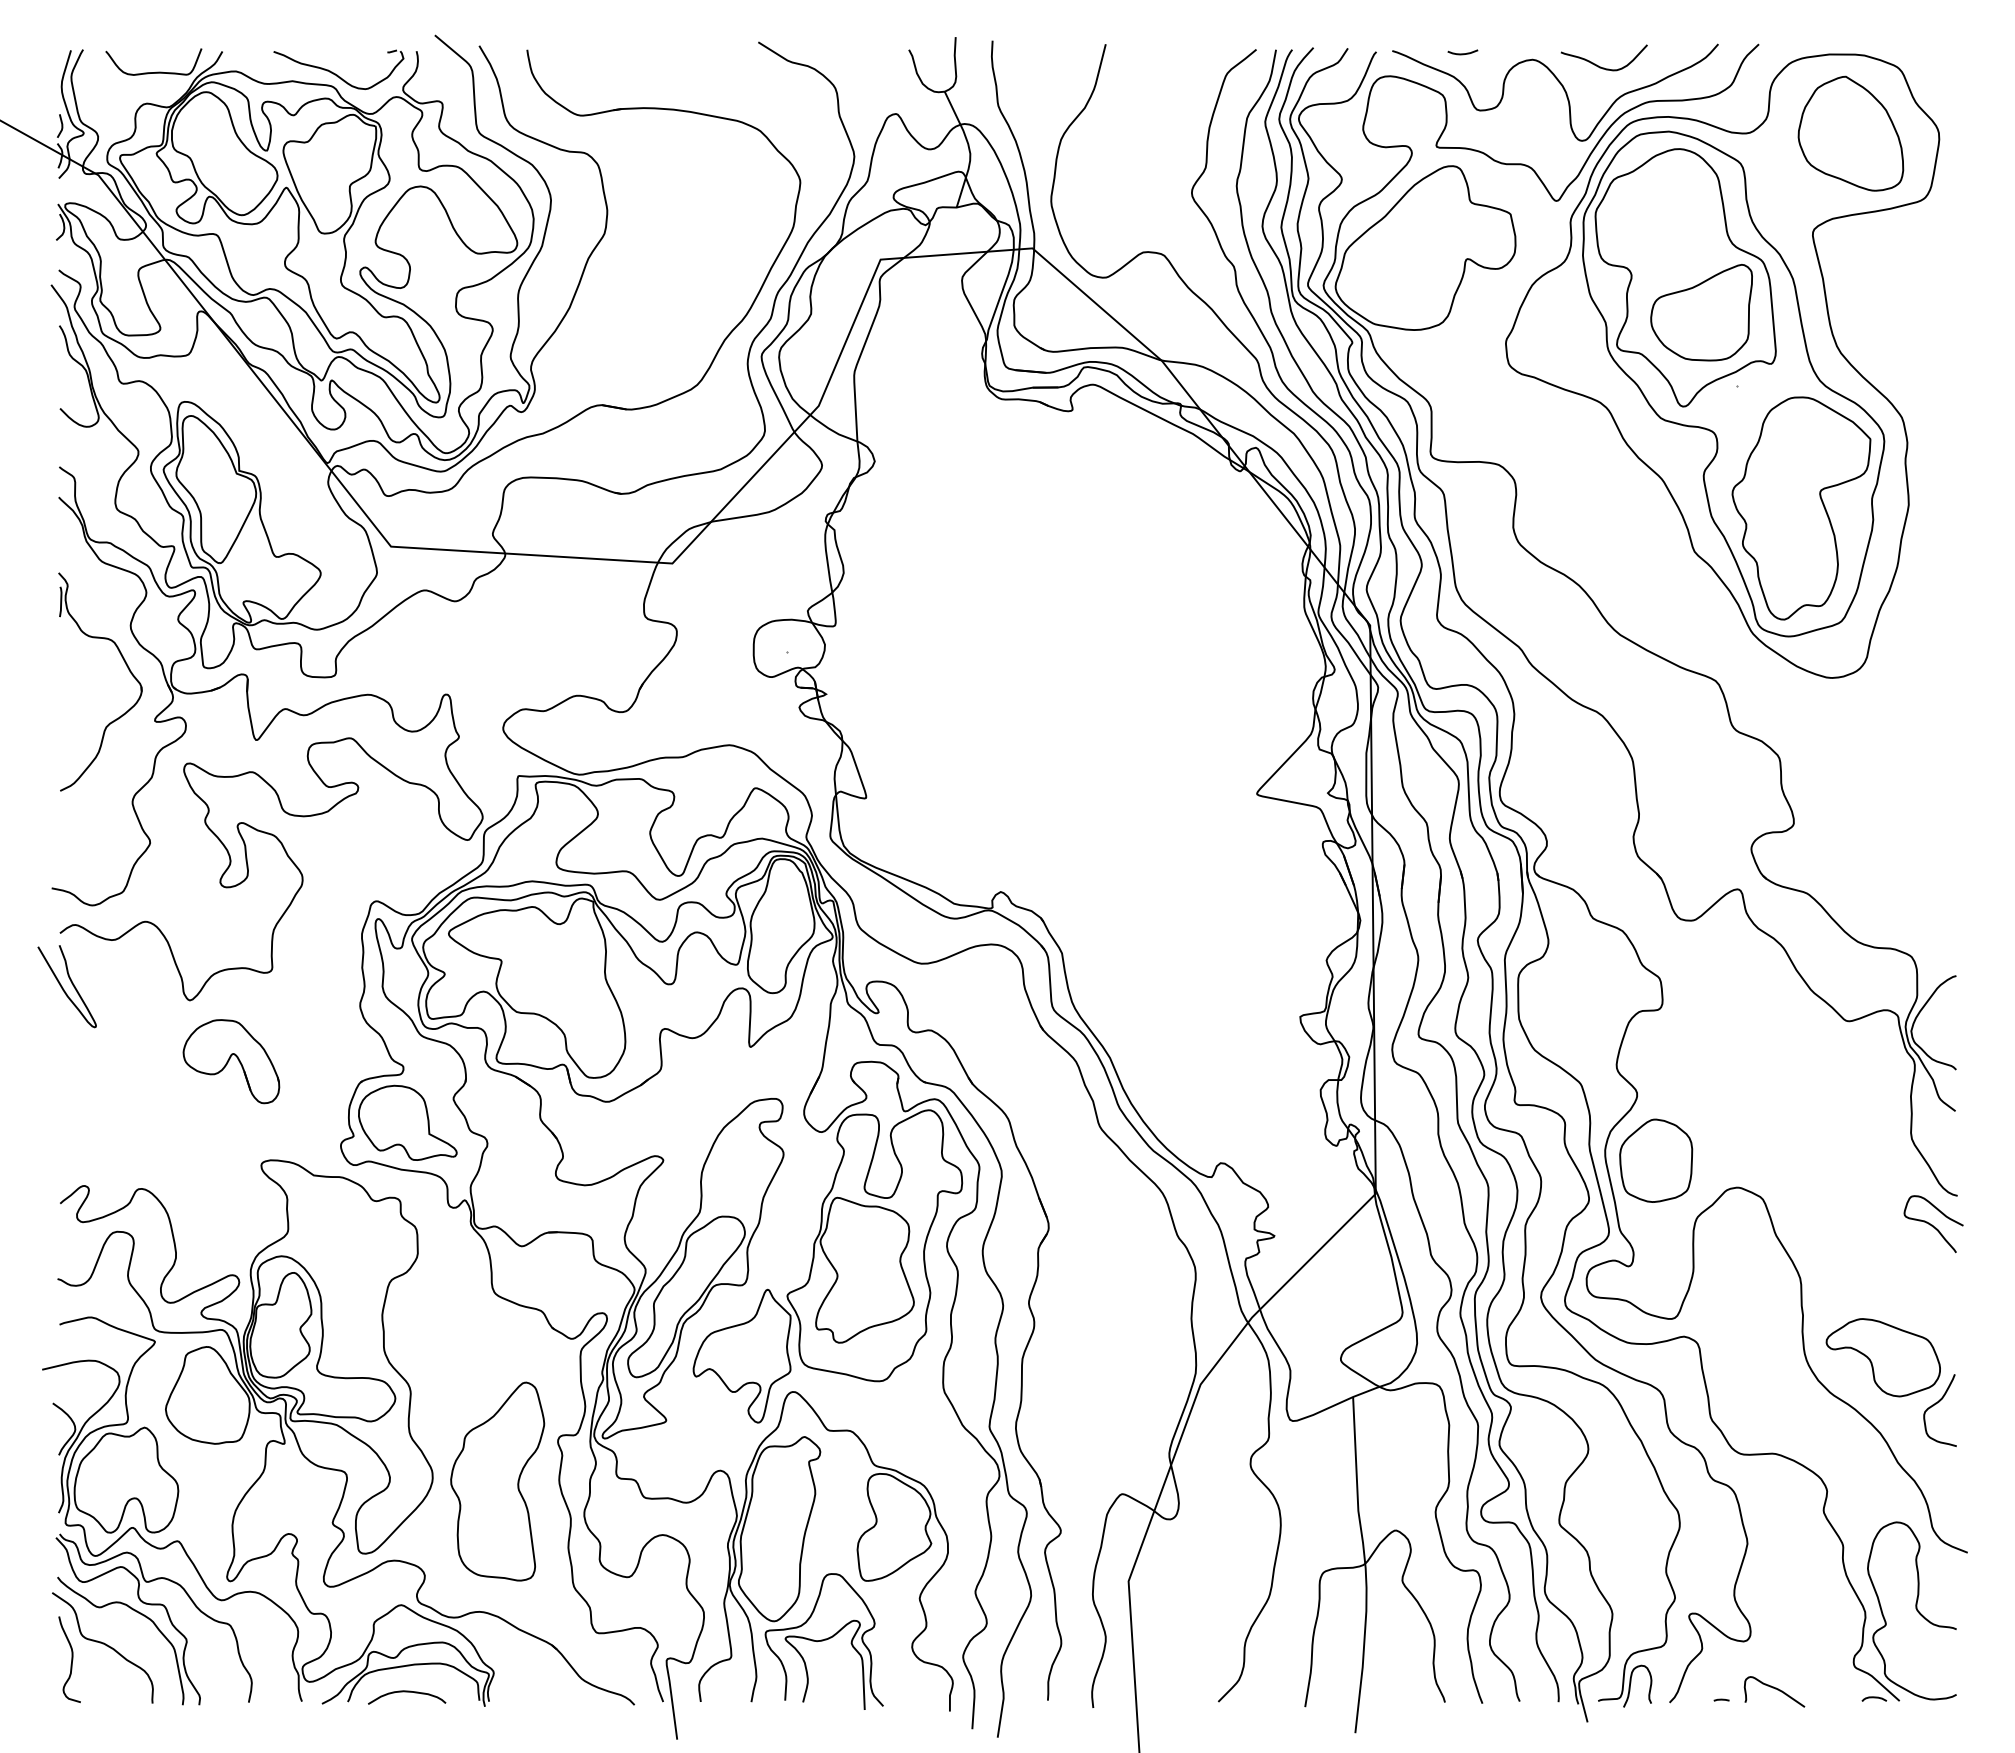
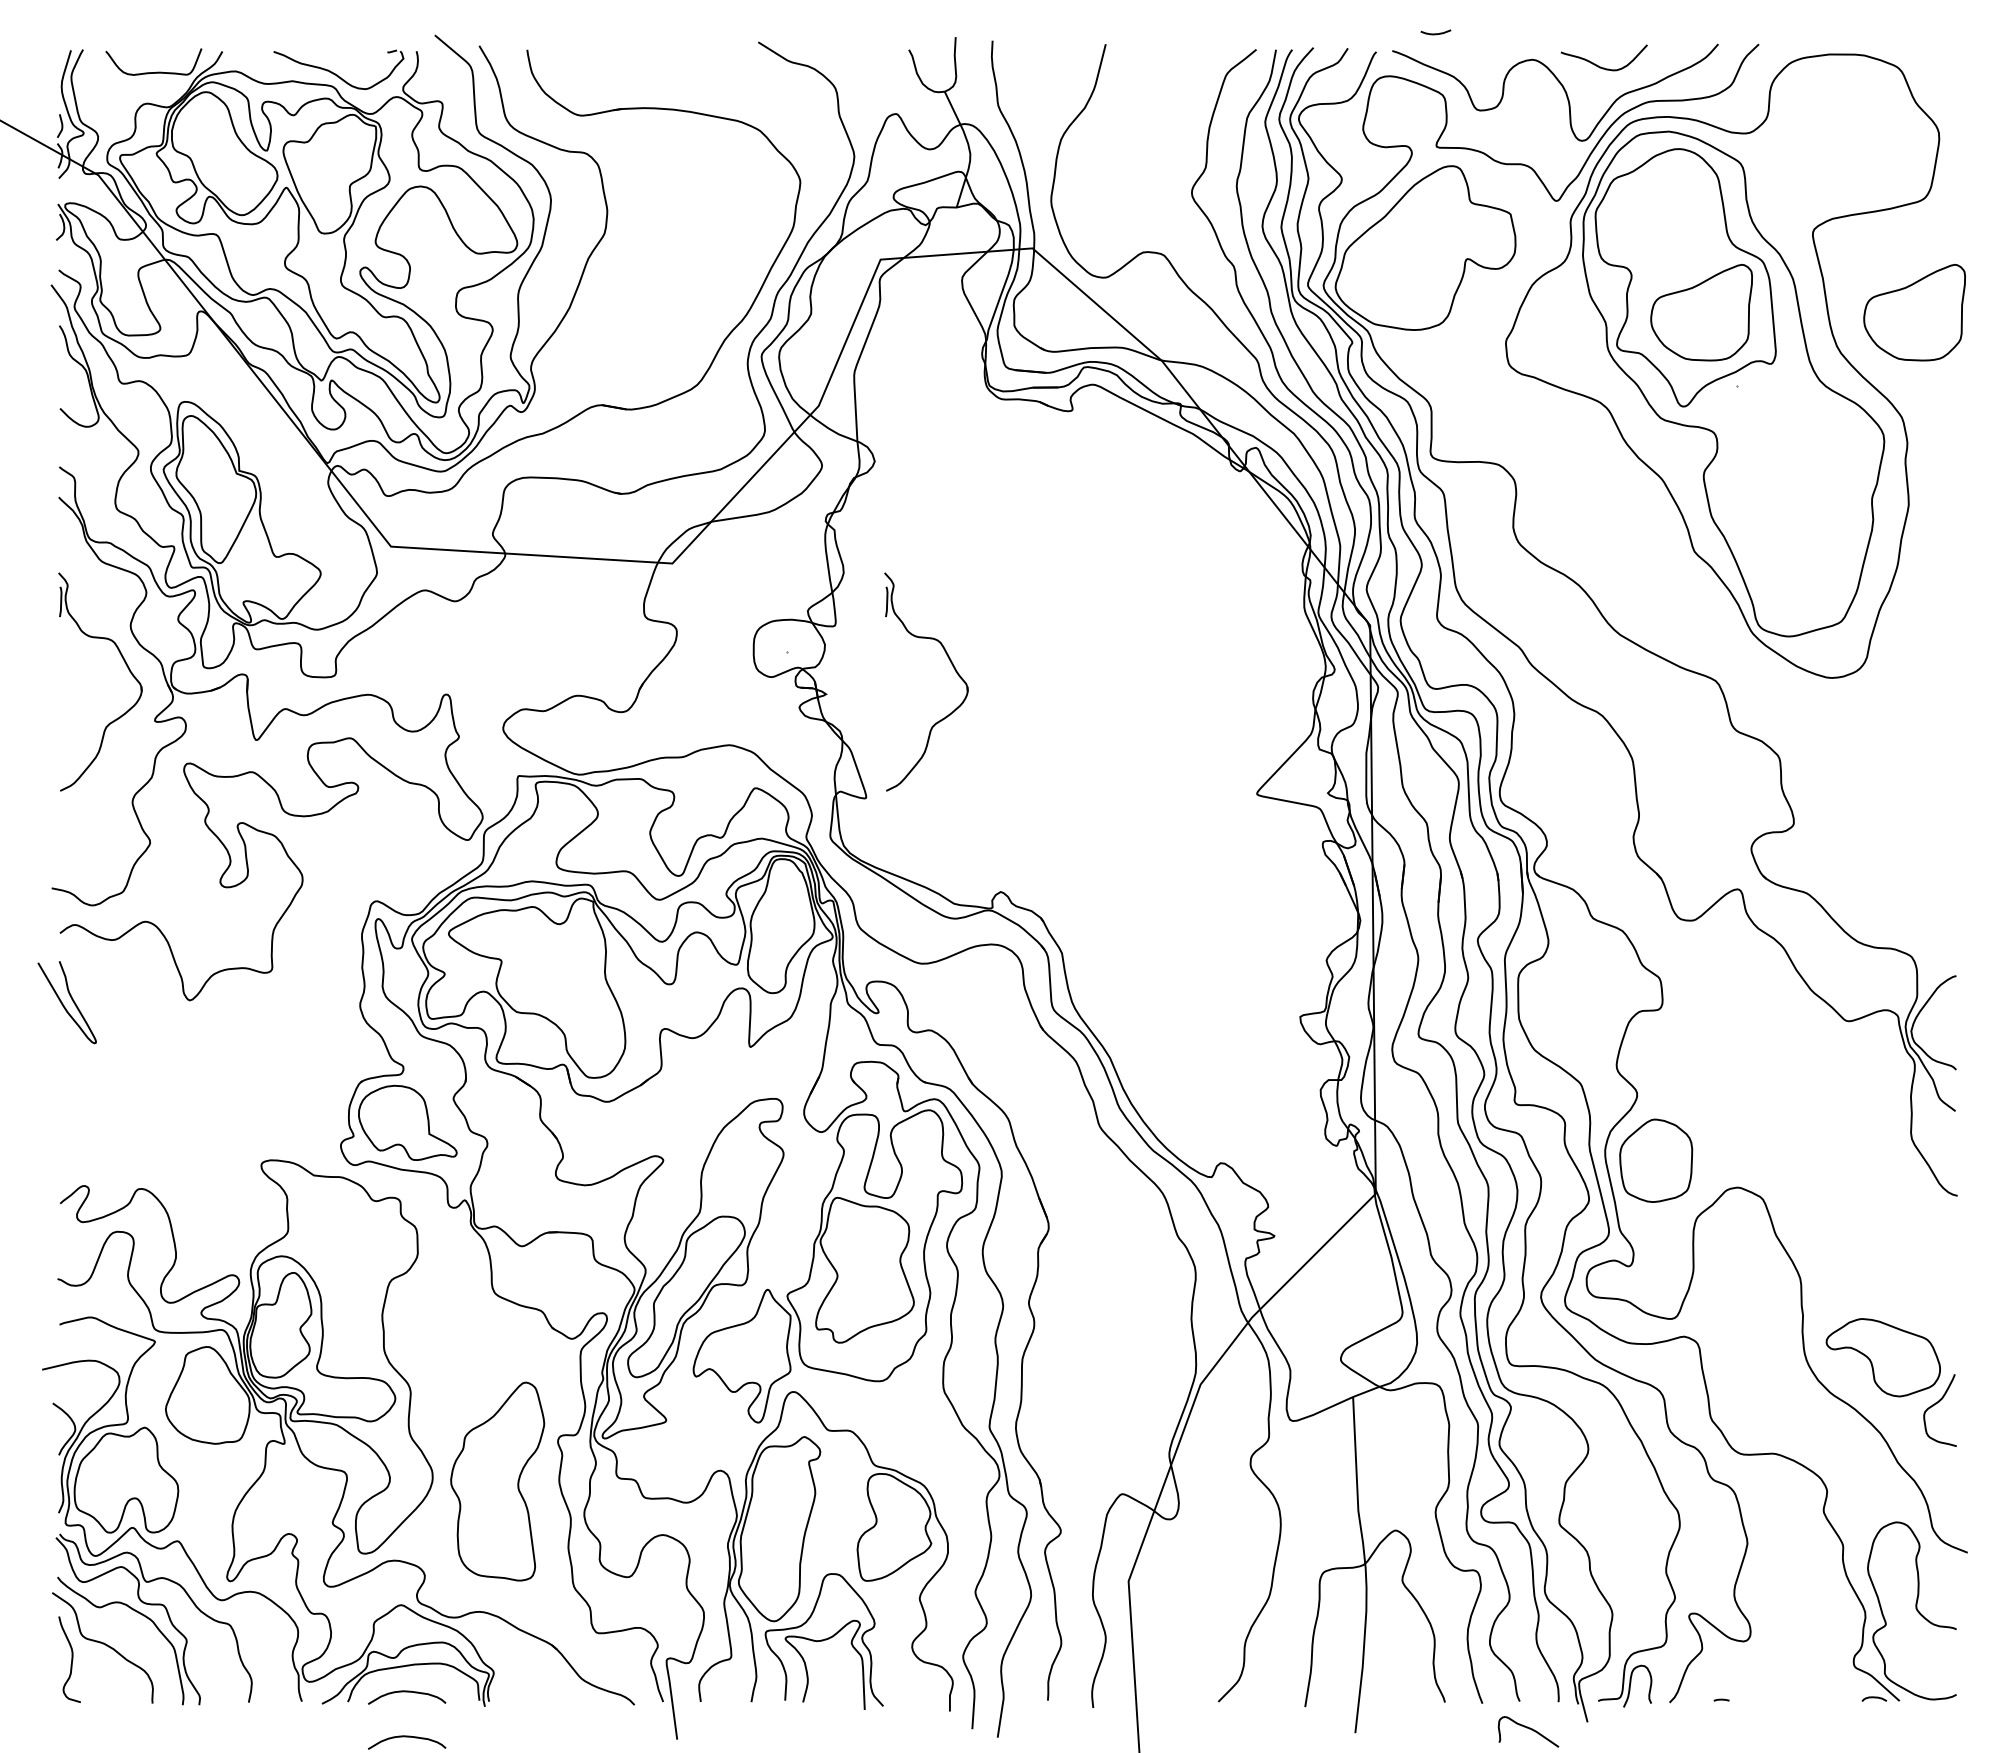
curve position: (1462, 53) -> (1435, 33) (1435, 33)
part: present -> none (1850, 133)
part: none -> present (1914, 312)
part: present -> none (1801, 508)
part: none -> present (953, 668)
curve position: (63, 987) -> (63, 1003) (63, 1003)
part: present -> none (231, 1061)
curve: present -> none (1932, 1224)
curve position: (1775, 1689) -> (1529, 1729) (1529, 1729)
curve: none -> present (407, 1737)
